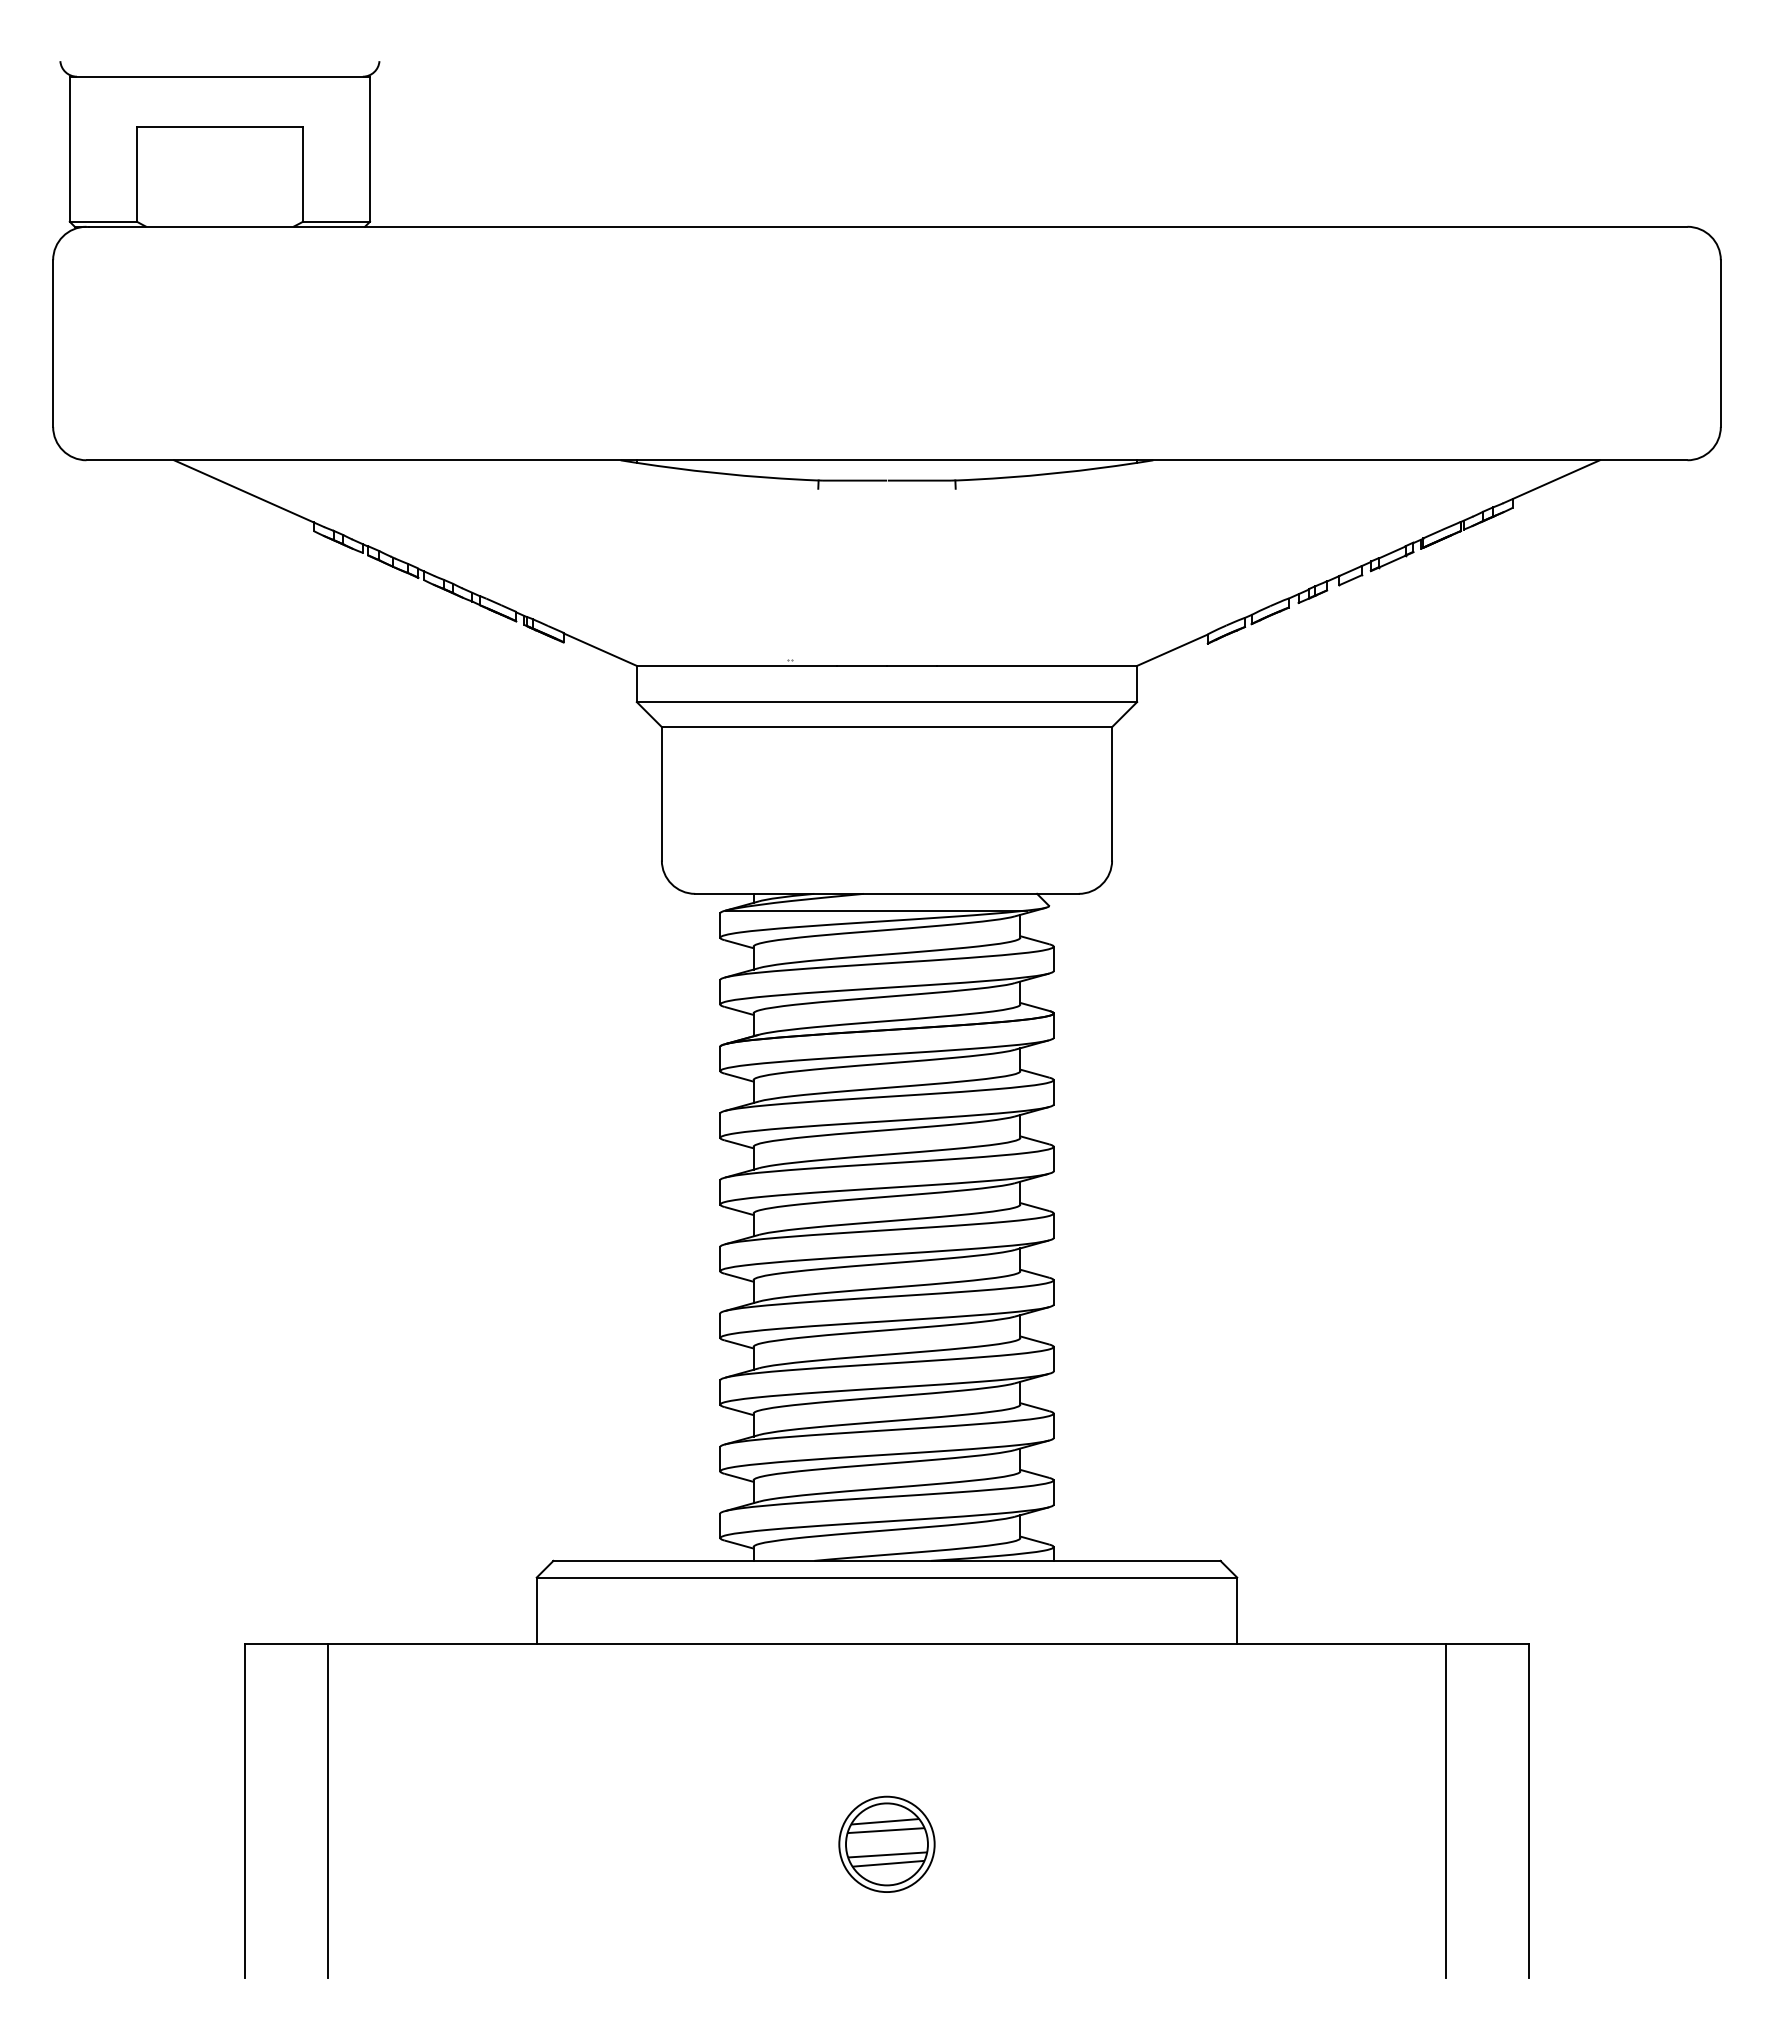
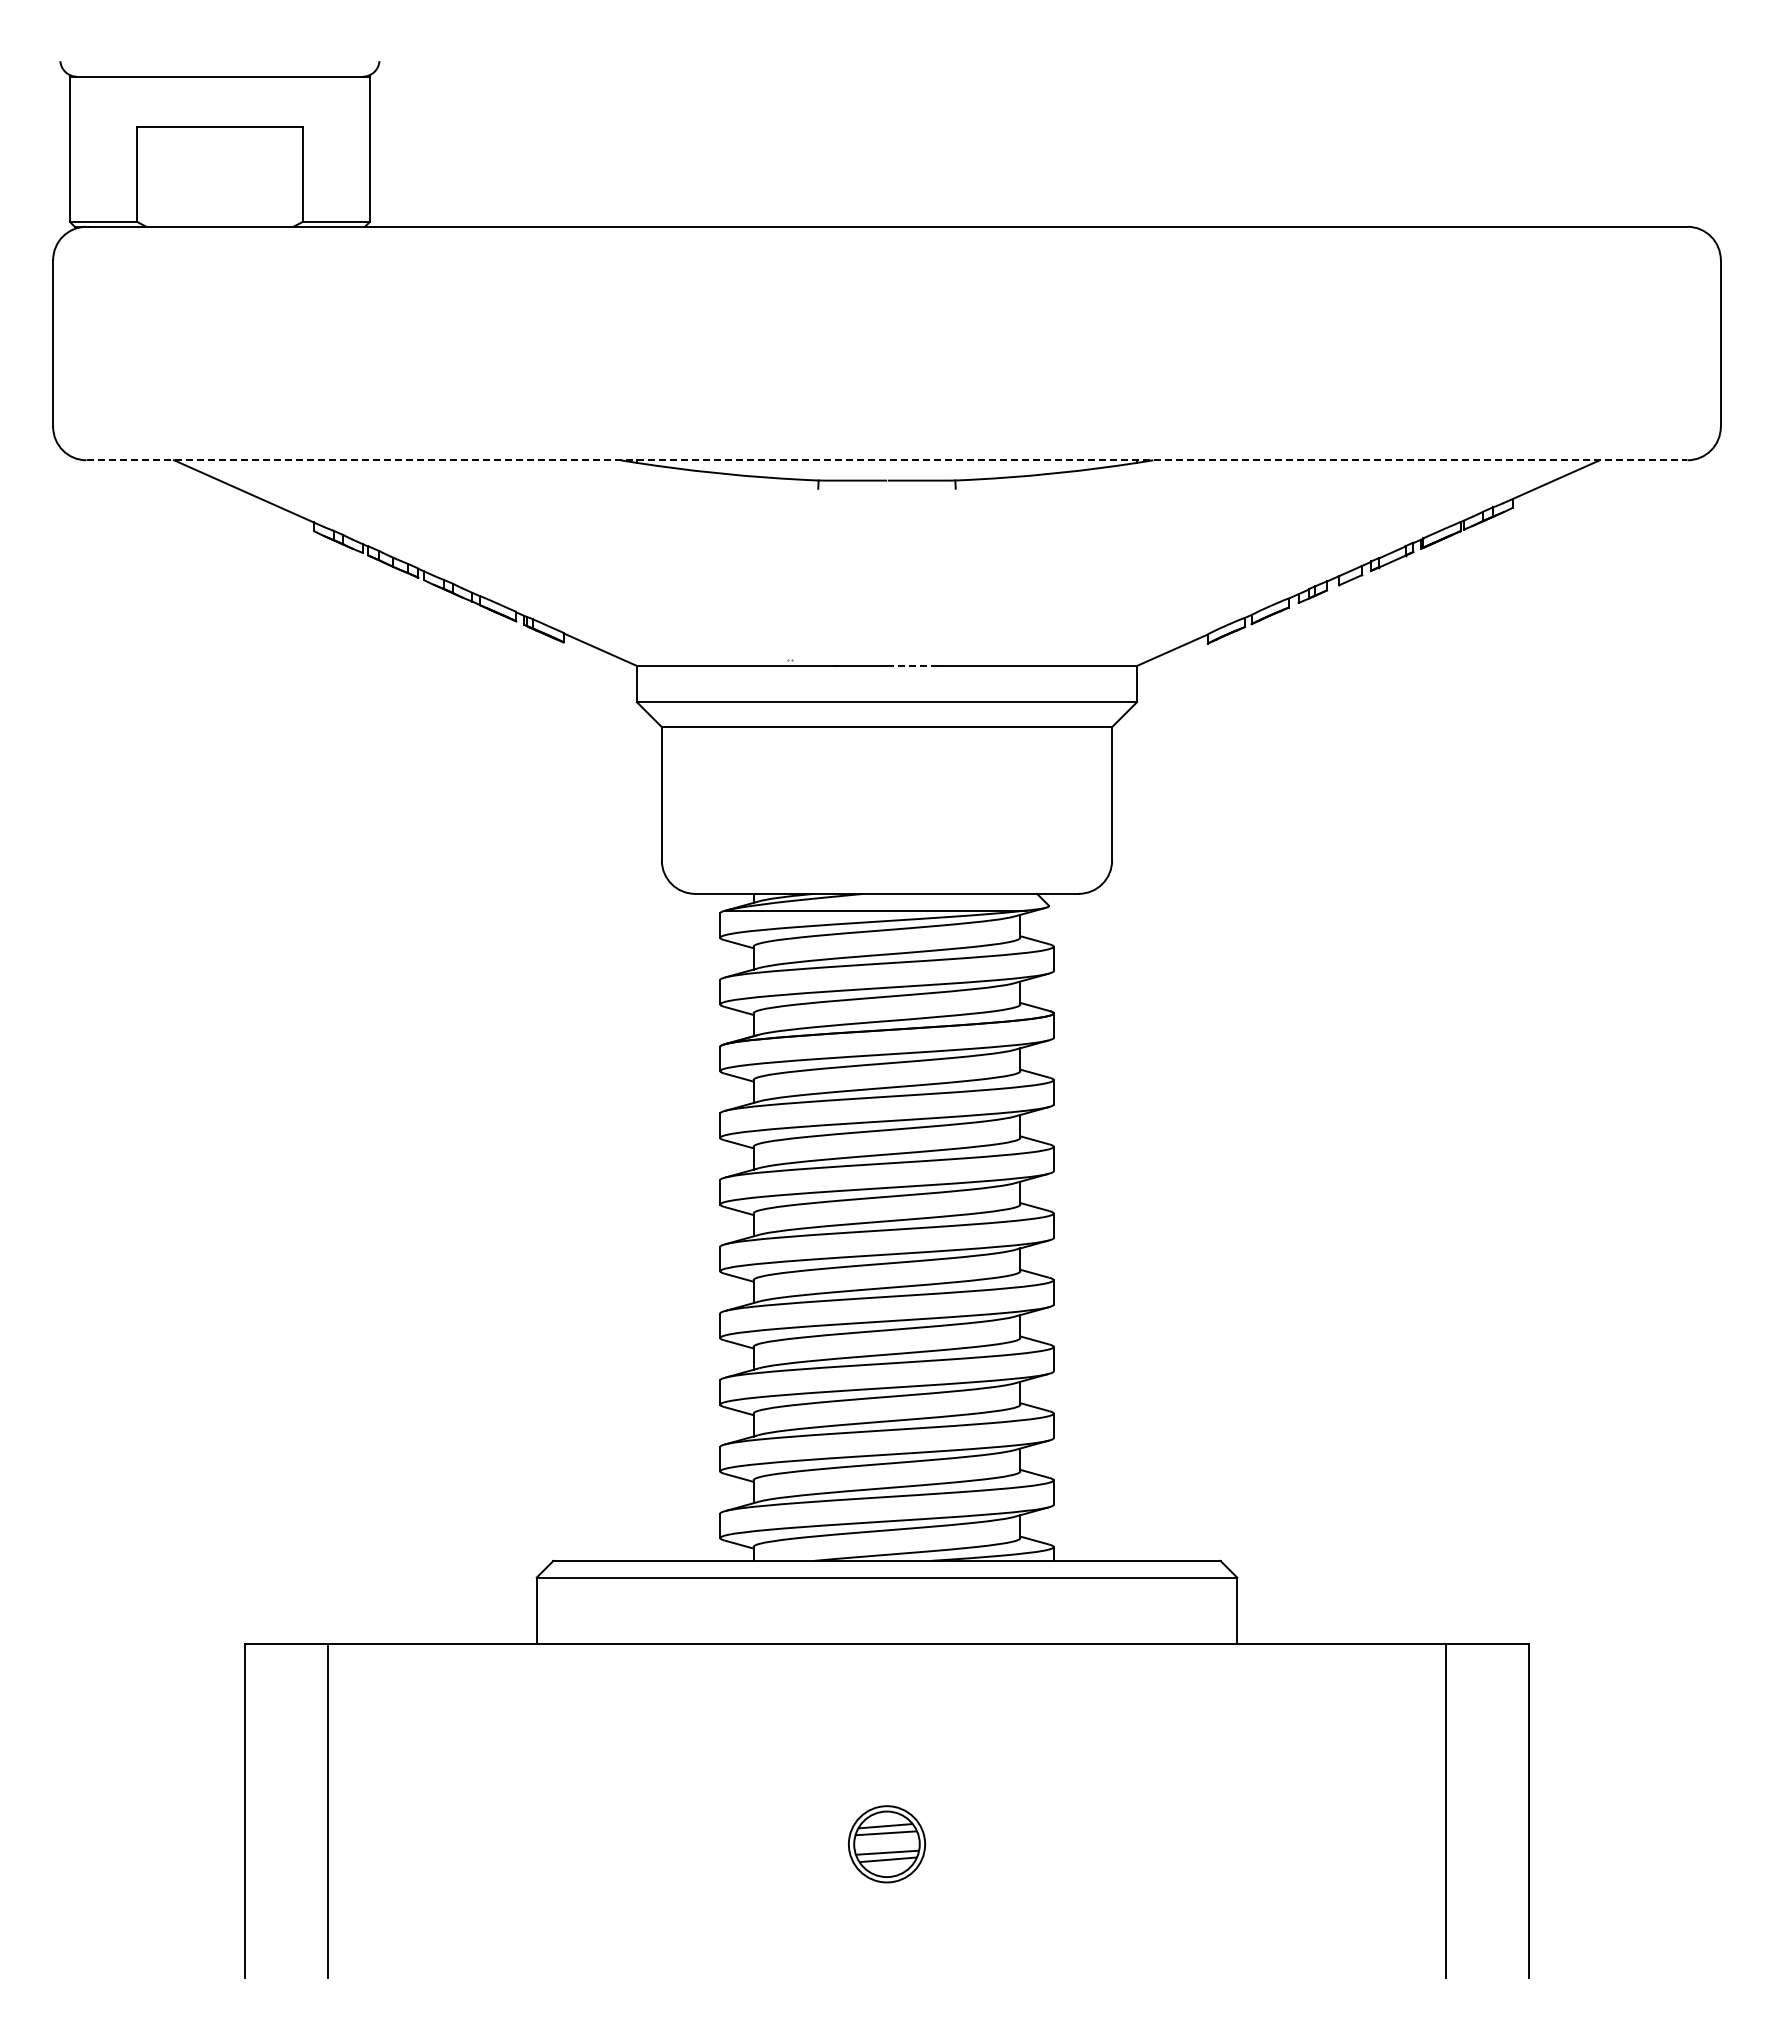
line: solid -> dashed (887, 460)
line: solid -> dashed (911, 665)
part size: 98x98 px -> 78x79 px (886, 1844)
